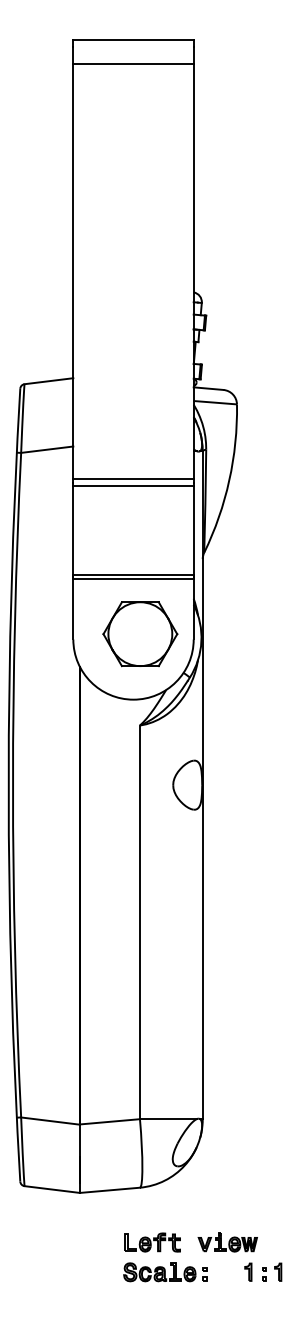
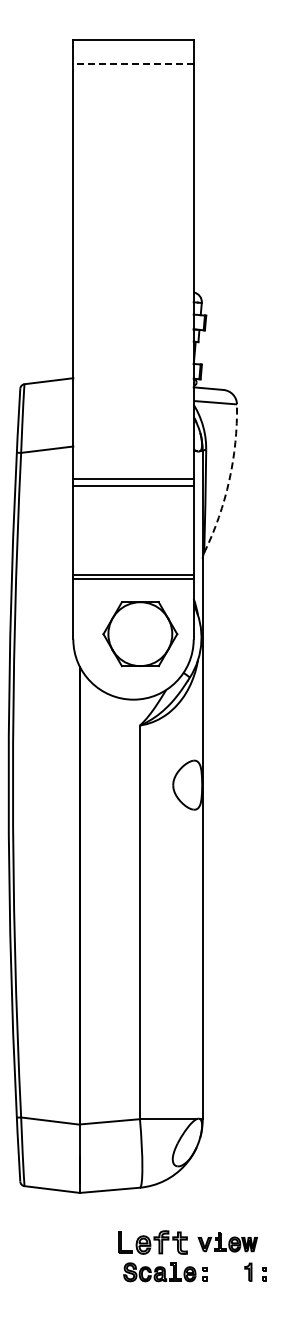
line: solid -> dashed (133, 64)
arc: solid -> dashed (229, 480)
part size: 57x21 px -> 70x25 px (152, 1242)
part: present -> none (278, 1271)
